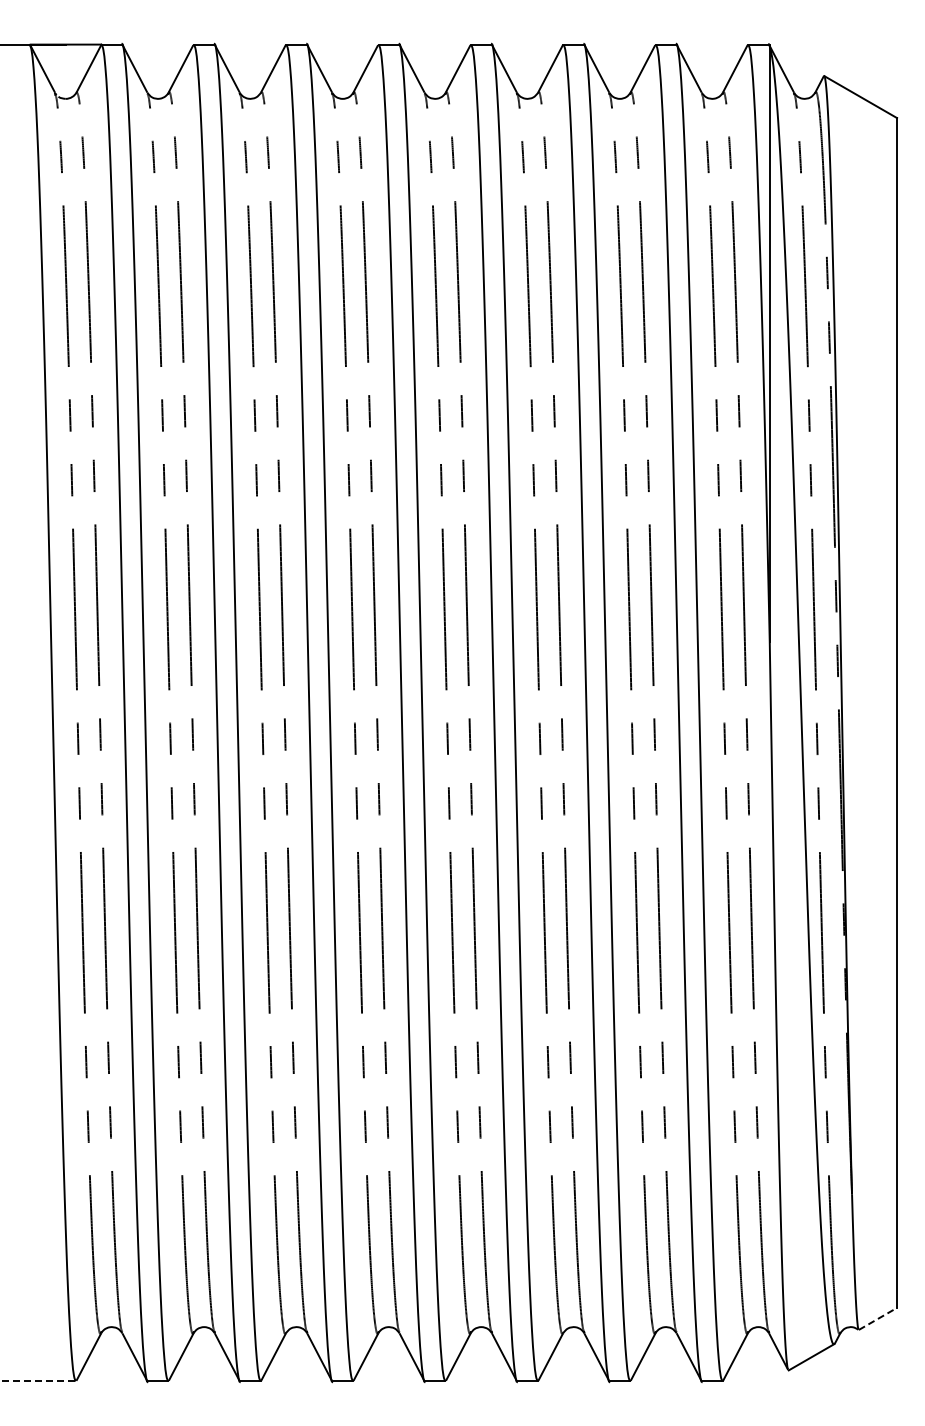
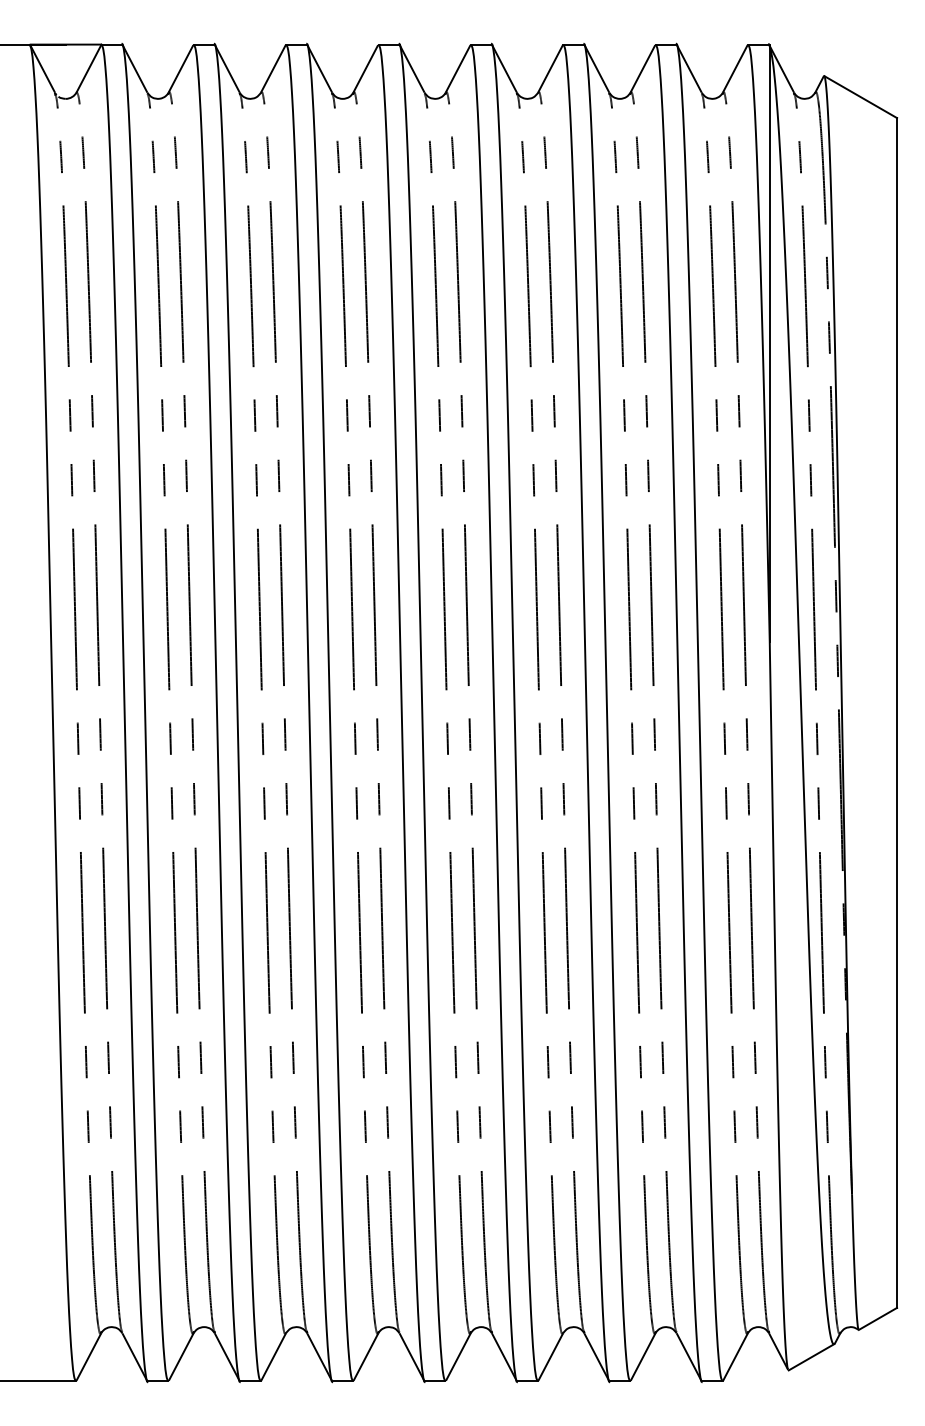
line: dashed -> solid (878, 1318)
line: dashed -> solid (38, 1381)
